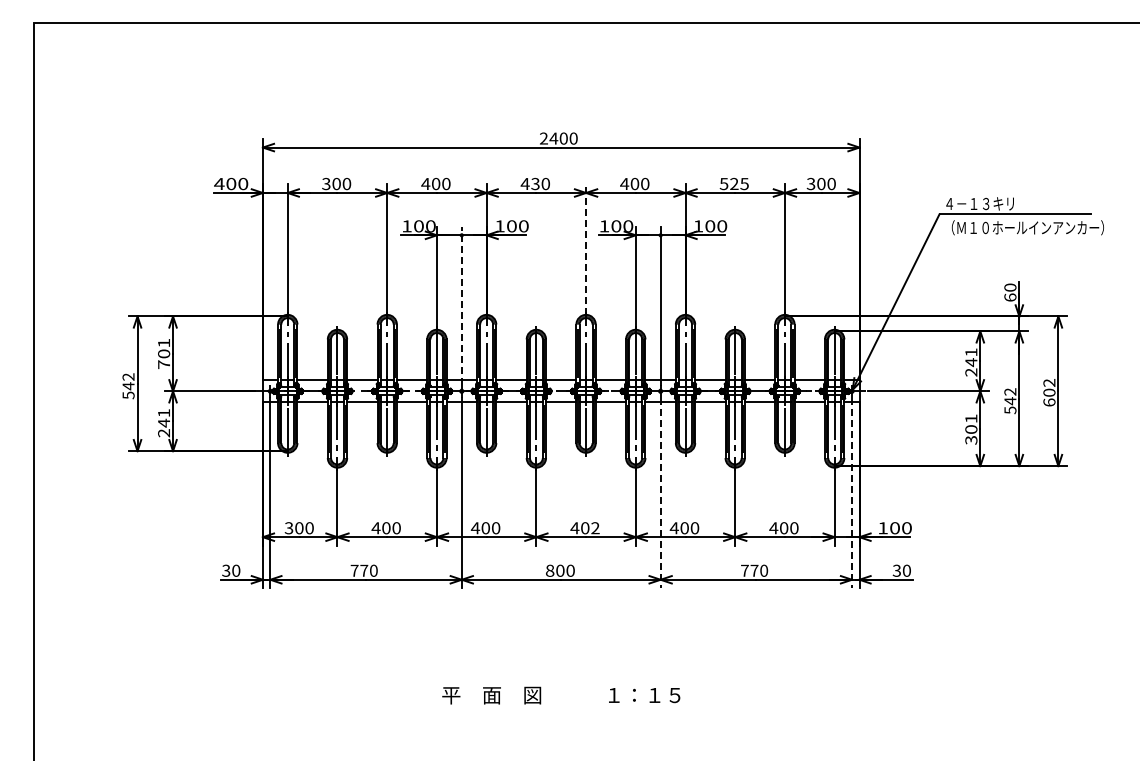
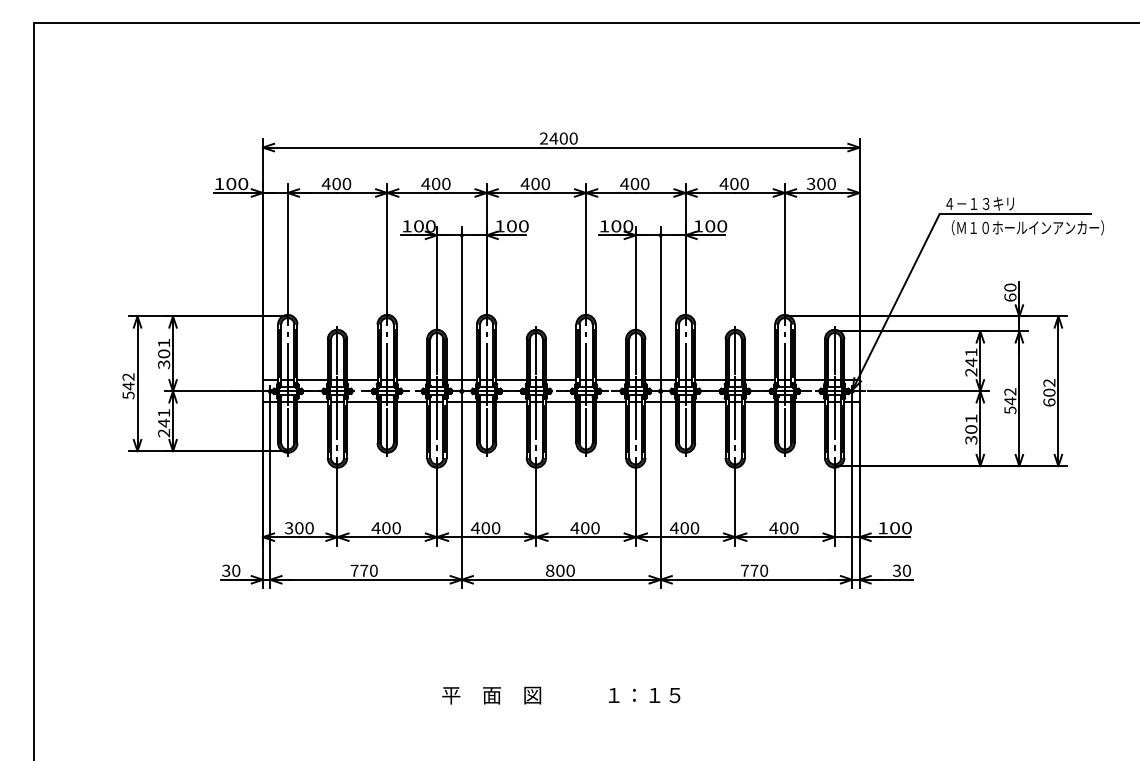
text: 400 -> 100 (219, 183)
text: 300 -> 400 (325, 183)
text: 430 -> 400 (535, 183)
text: 525 -> 400 (733, 183)
line: dashed -> solid (586, 249)
line: dashed -> solid (461, 305)
text: 701 -> 301 (164, 364)
line: dashed -> solid (660, 493)
line: dashed -> solid (852, 493)
text: 402 -> 400 (595, 528)
